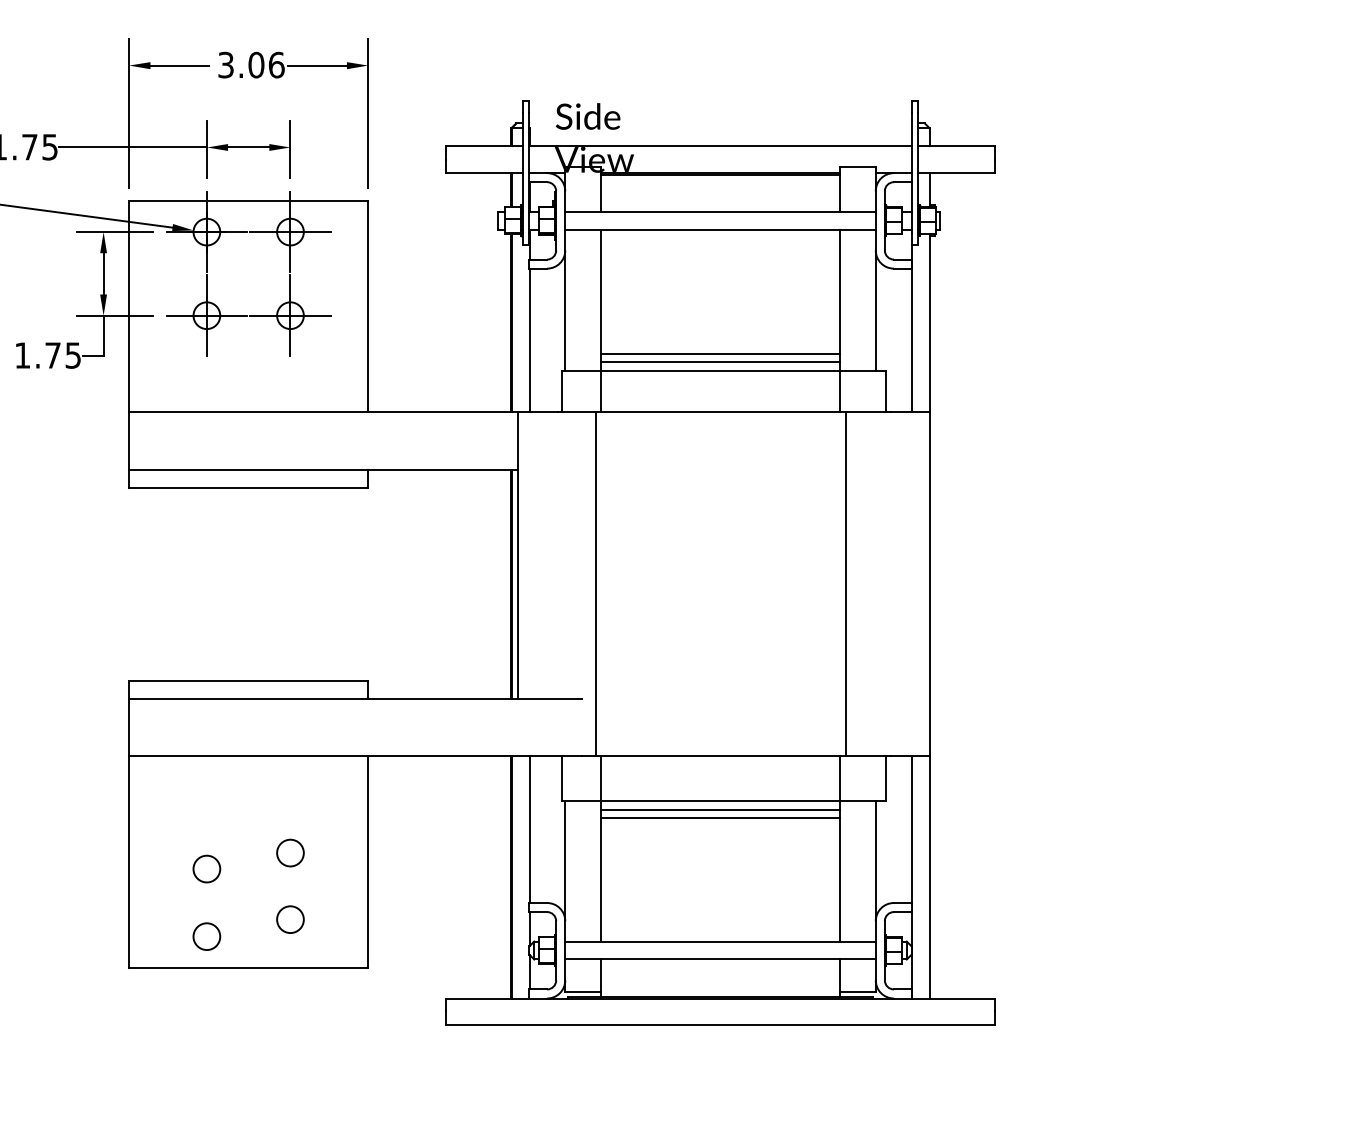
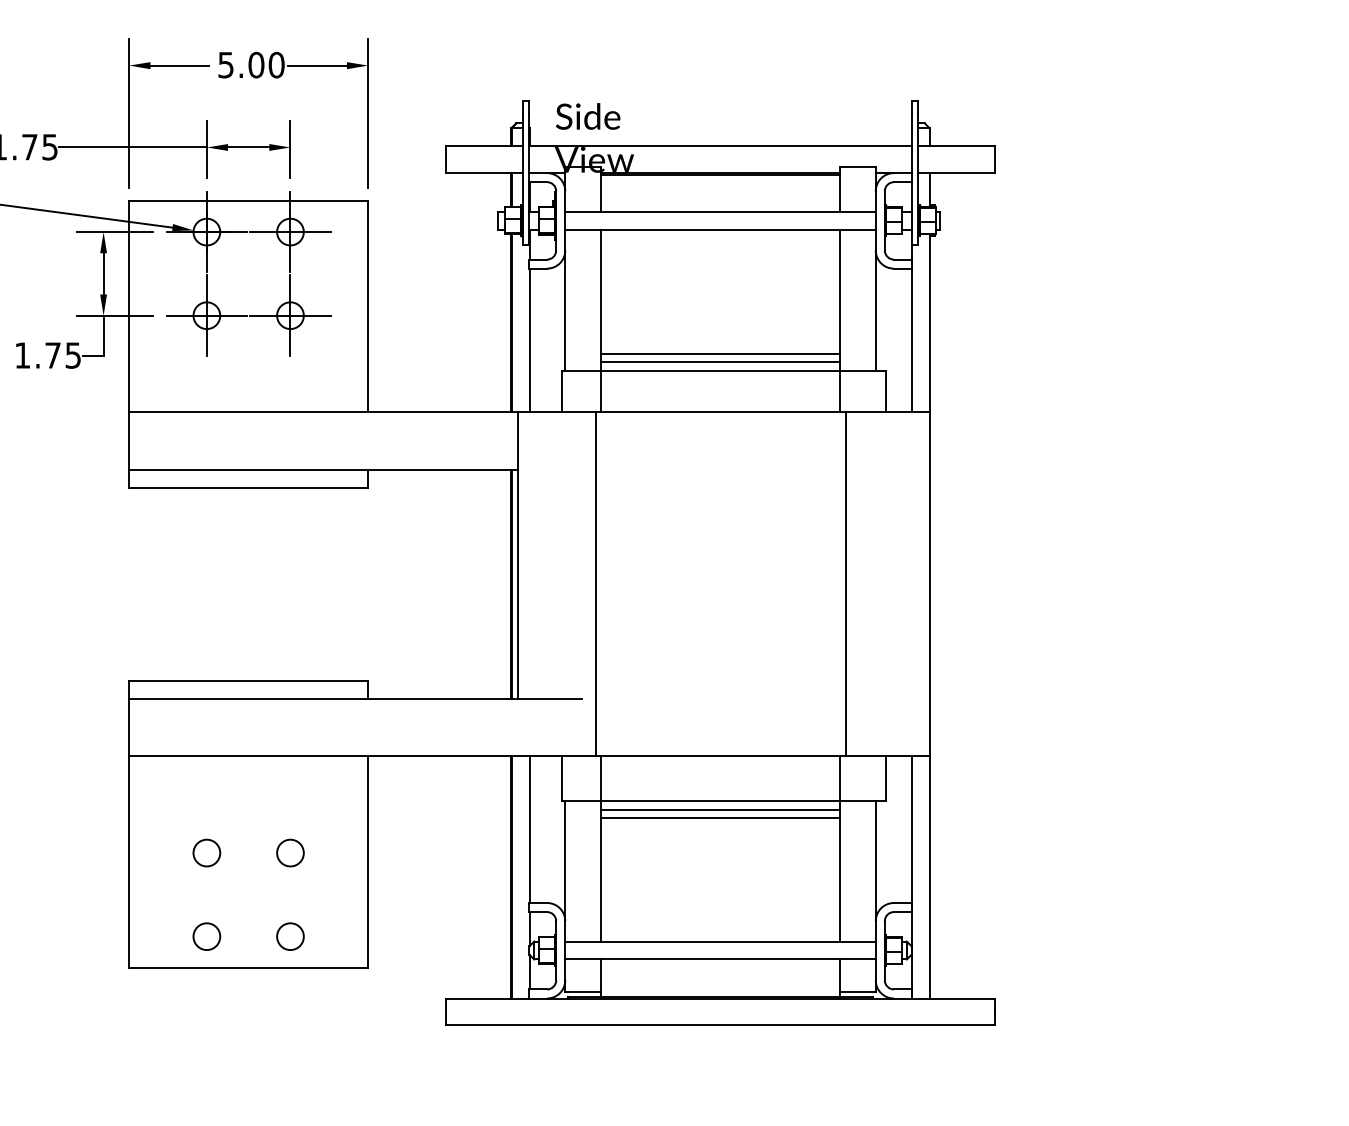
text: 3.06 -> 5.00 (251, 64)
circle position: (206, 868) -> (206, 852) (206, 852)
circle position: (290, 919) -> (290, 936) (290, 936)
